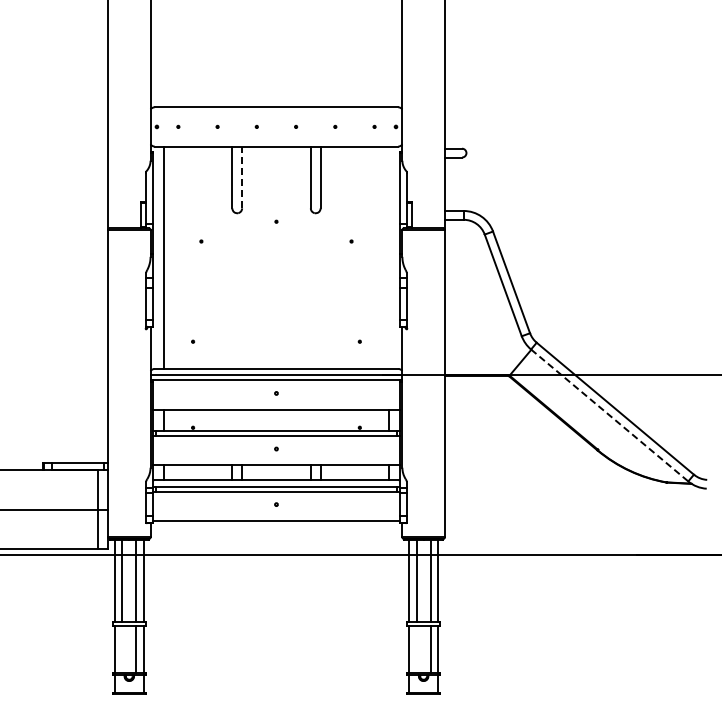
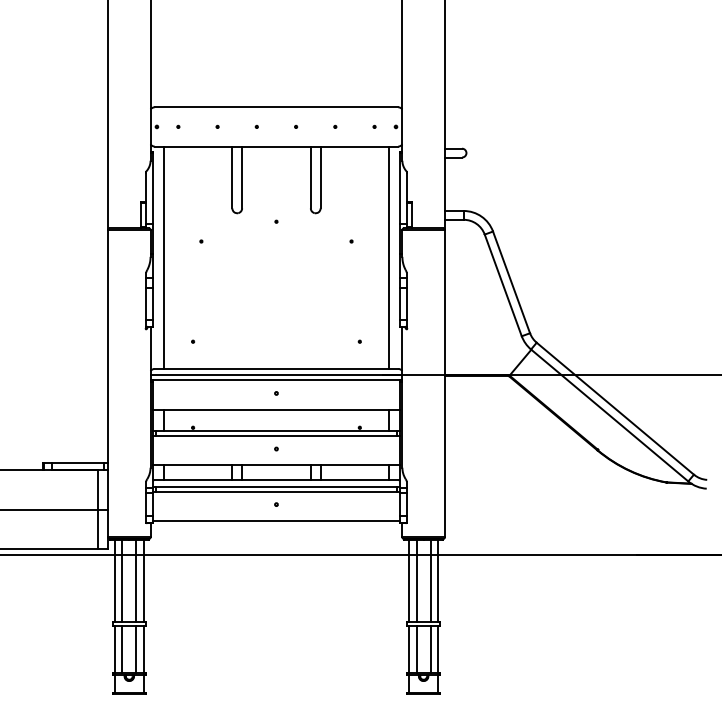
line: dashed -> solid (242, 177)
line: none -> present (389, 257)
line: dashed -> solid (609, 415)
line: none -> present (122, 649)
line: none -> present (416, 649)
